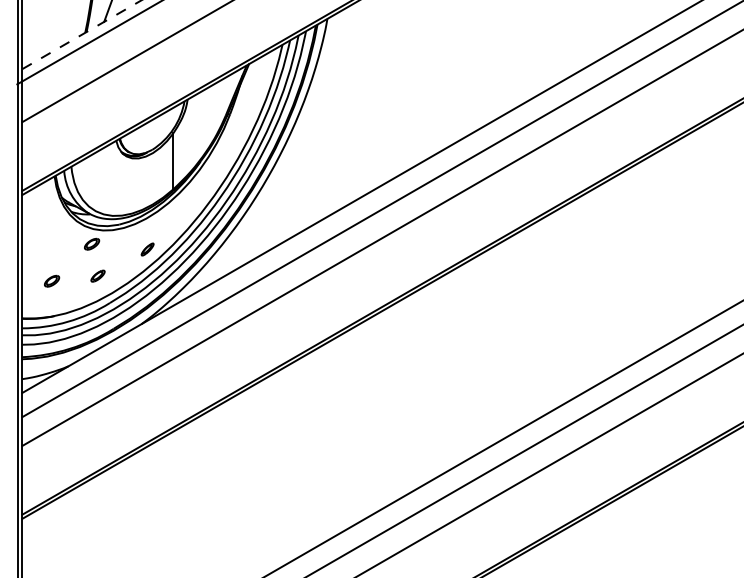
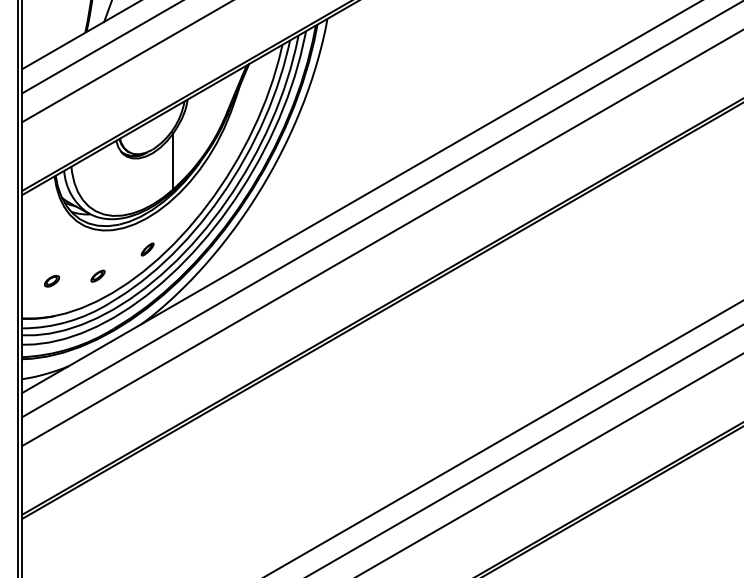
line: dashed -> solid (82, 34)
line position: (88, 43) -> (100, 47) (100, 47)
part: present -> none (92, 243)
